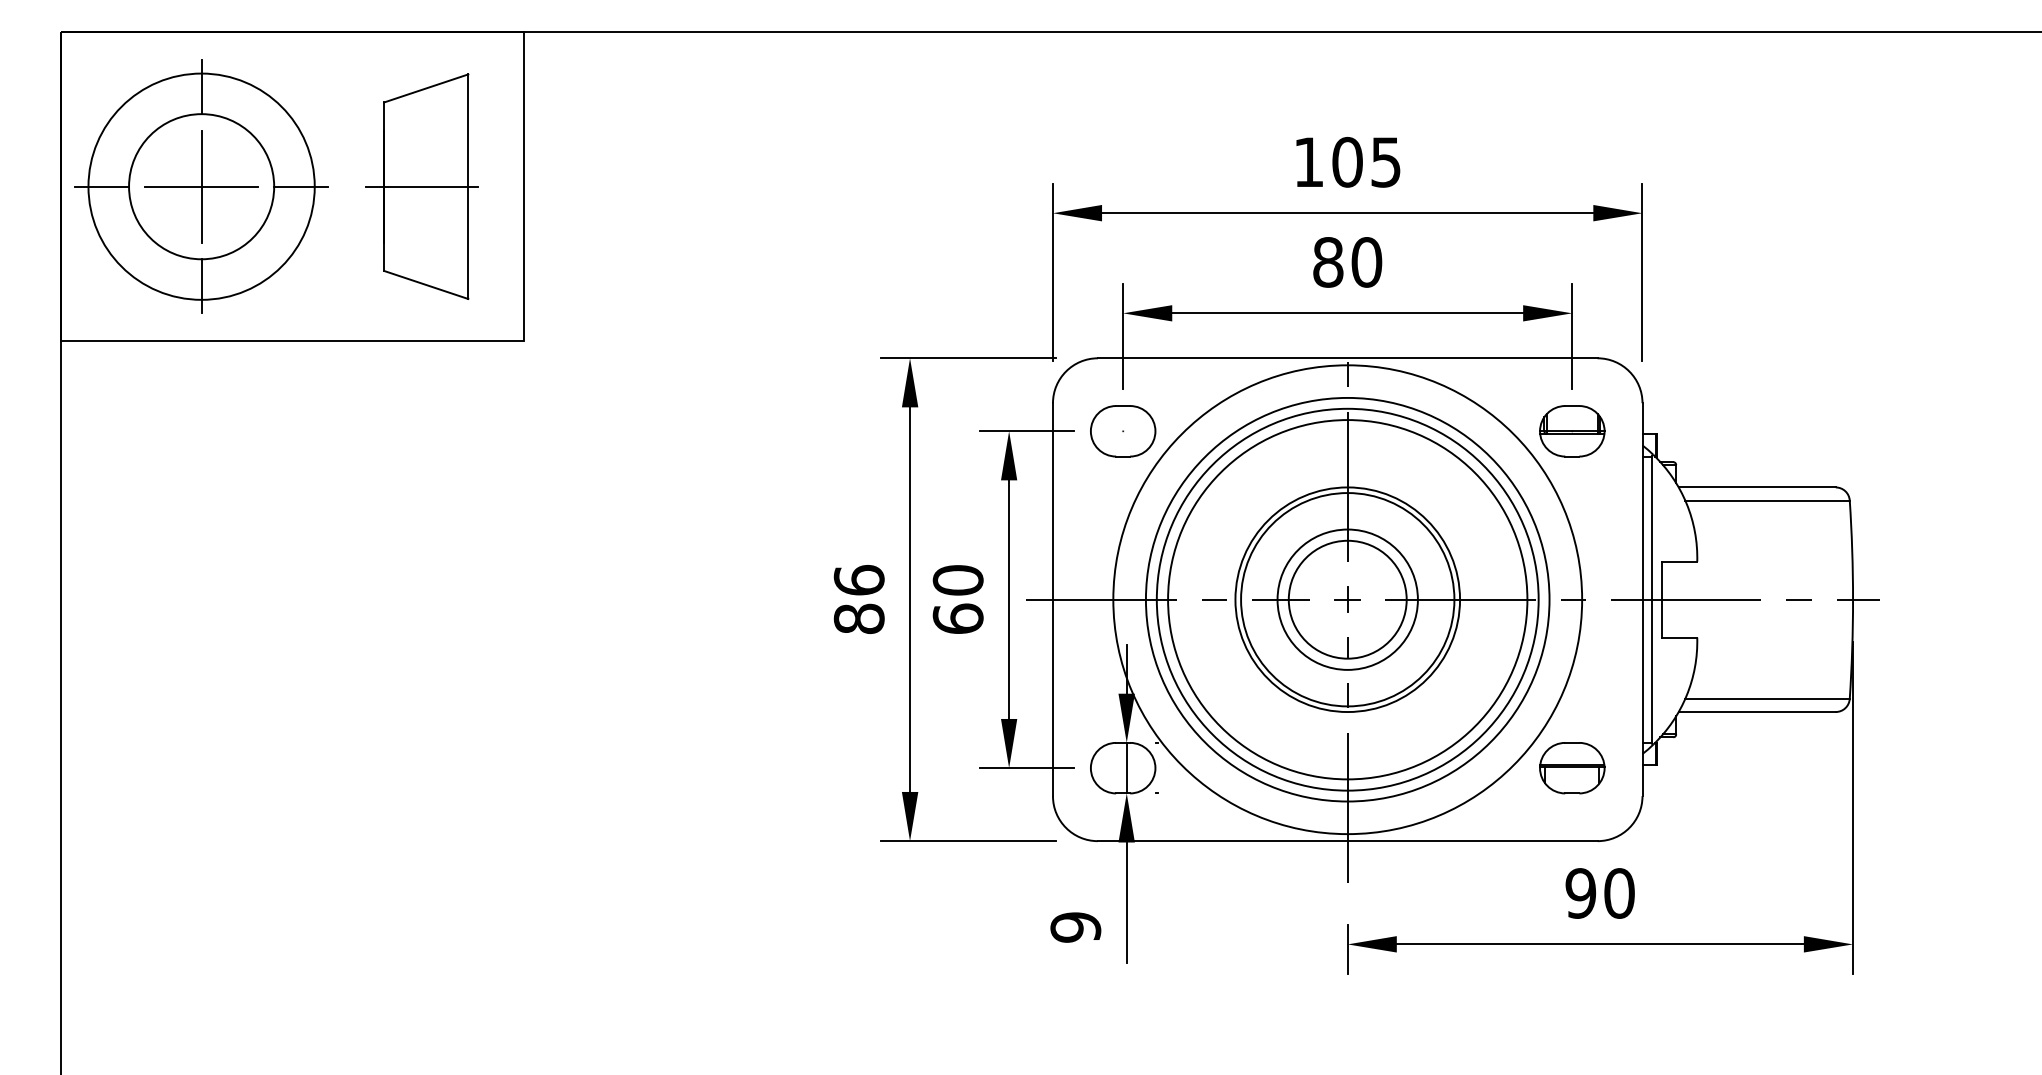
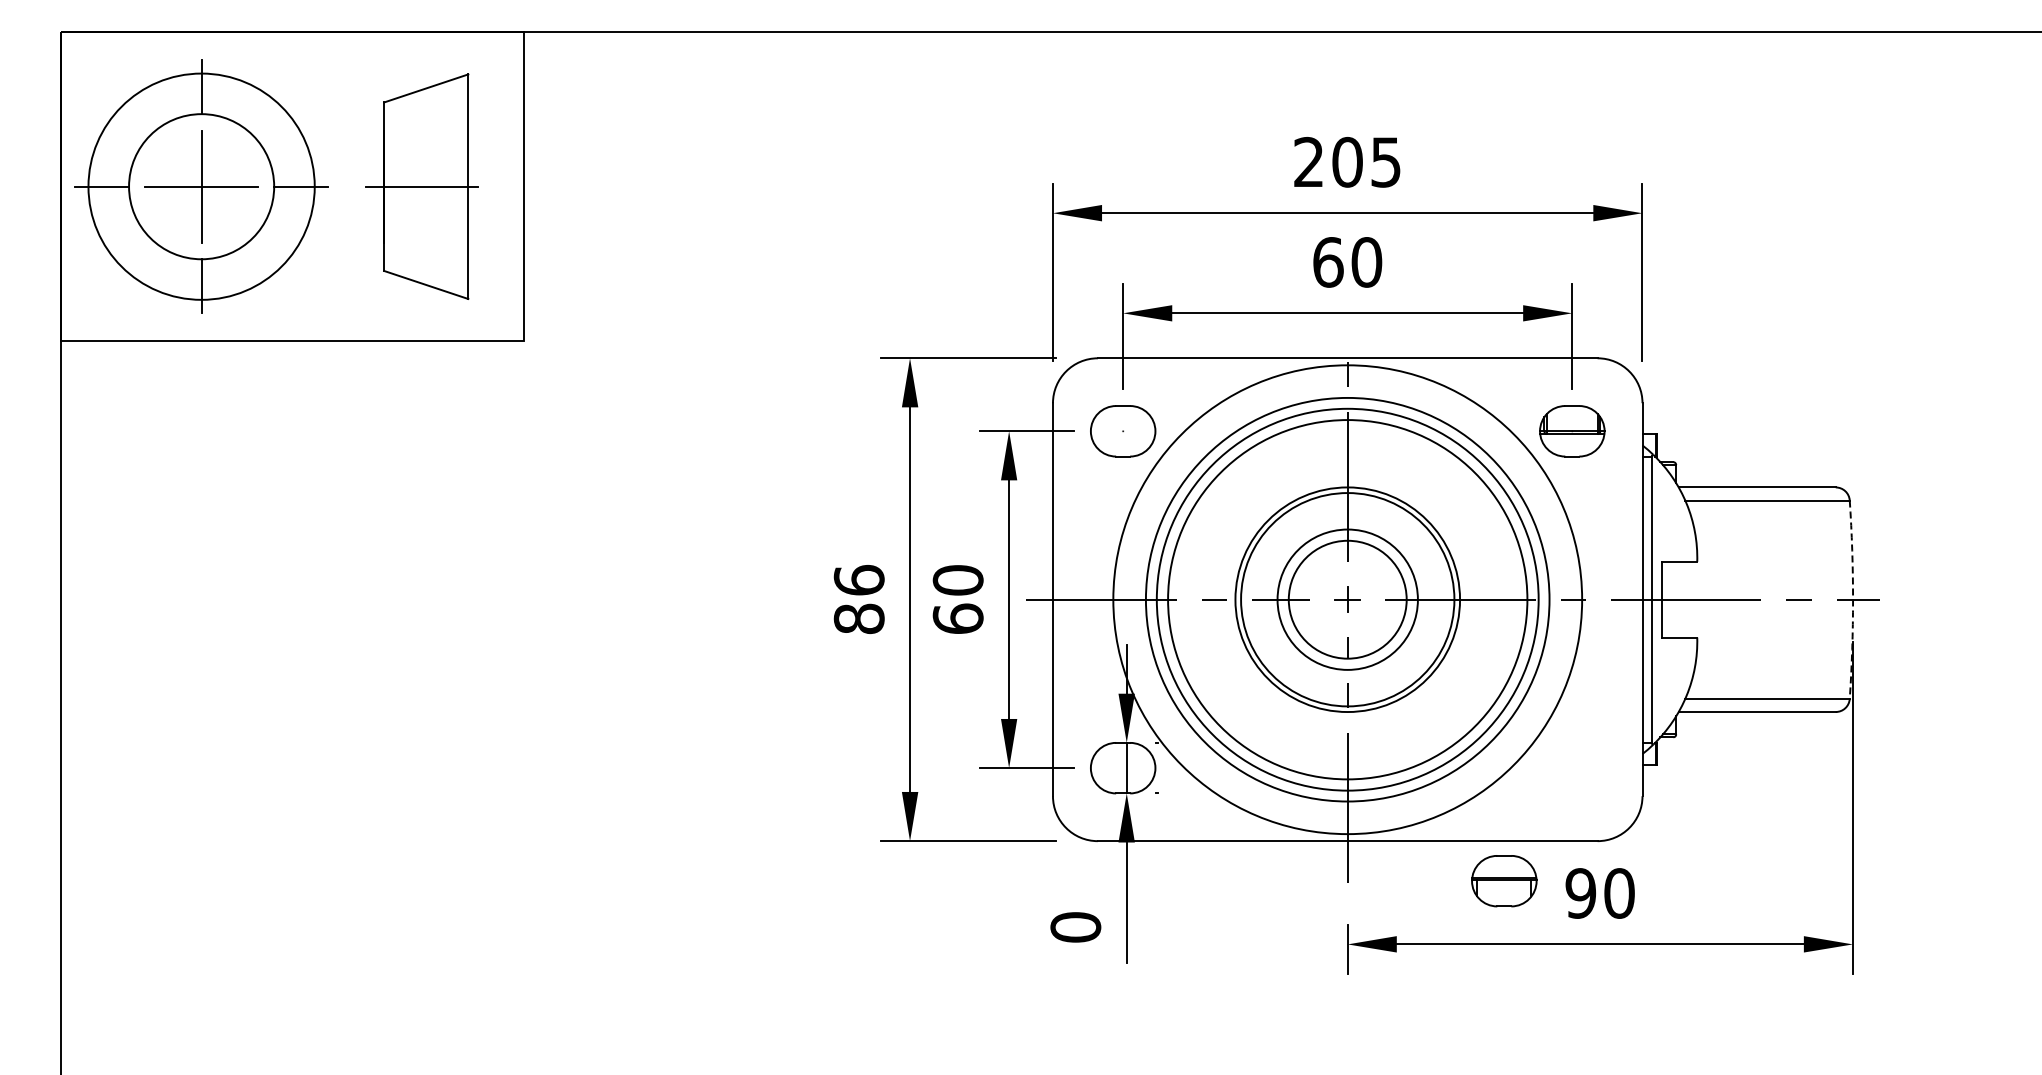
text: 105 -> 205 (1308, 161)
text: 80 -> 60 (1328, 262)
arc: solid -> dashed (1853, 599)
part position: (1572, 768) -> (1504, 881) (1504, 881)
text: 9 -> 0 (1075, 927)
